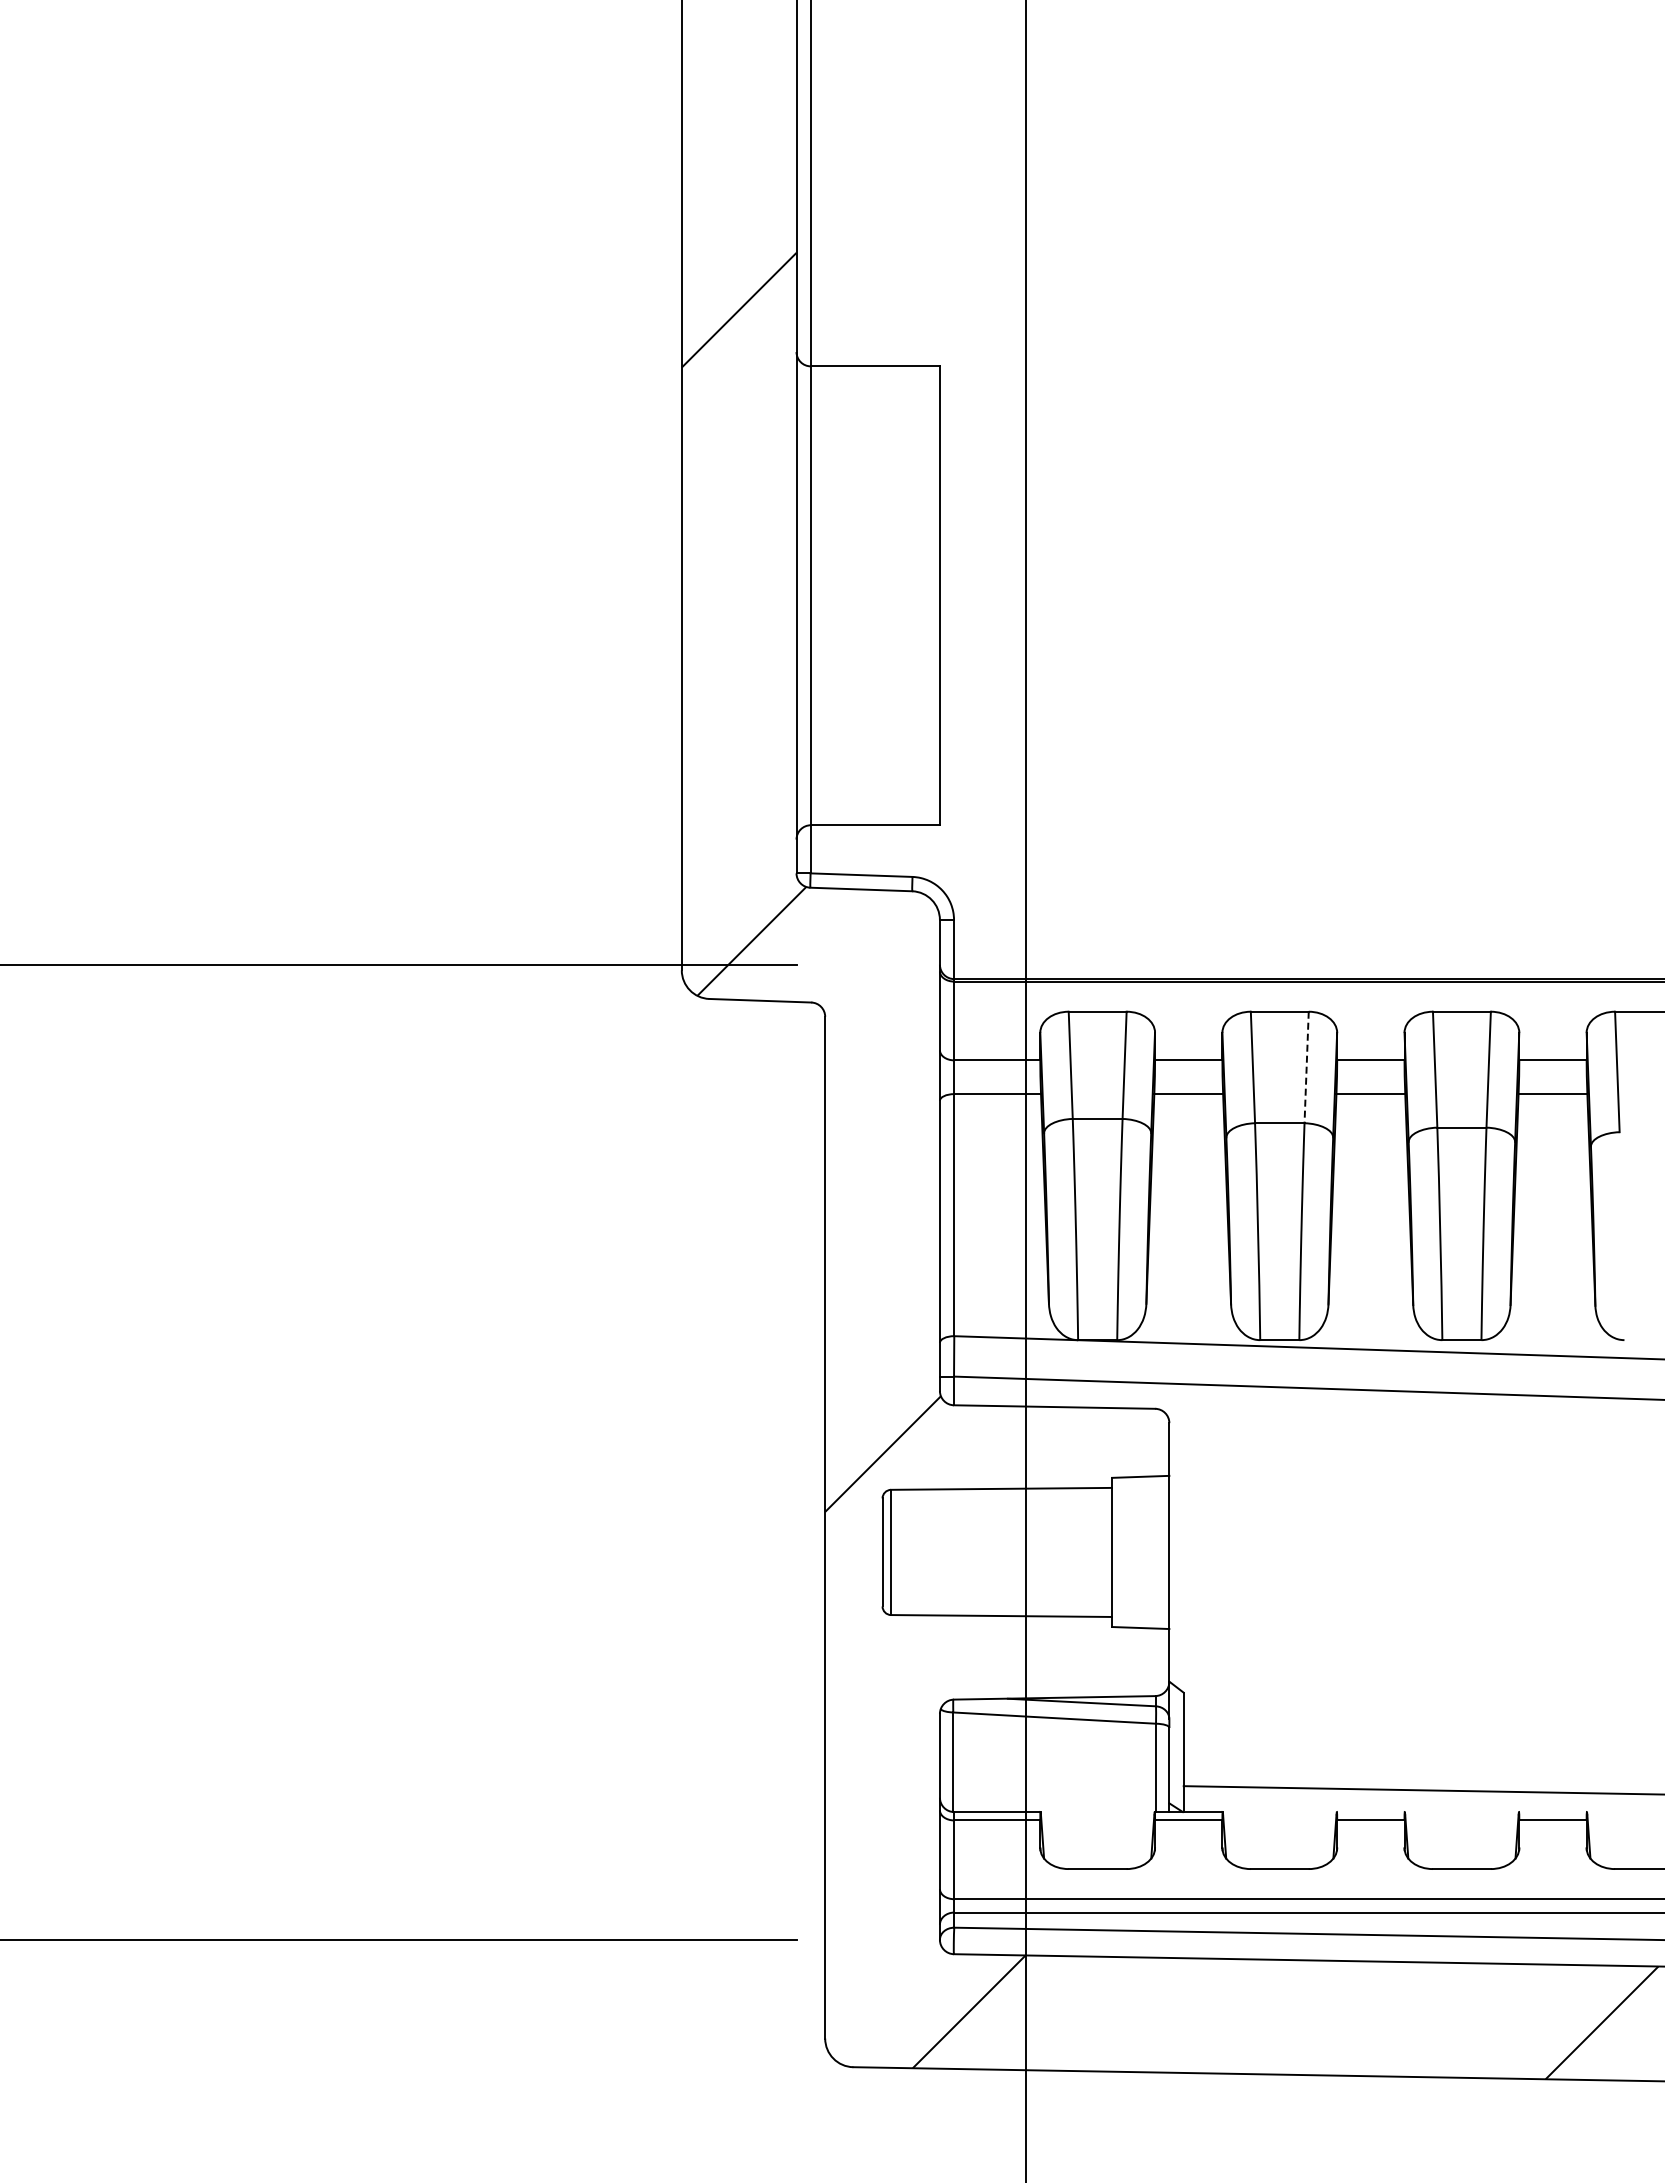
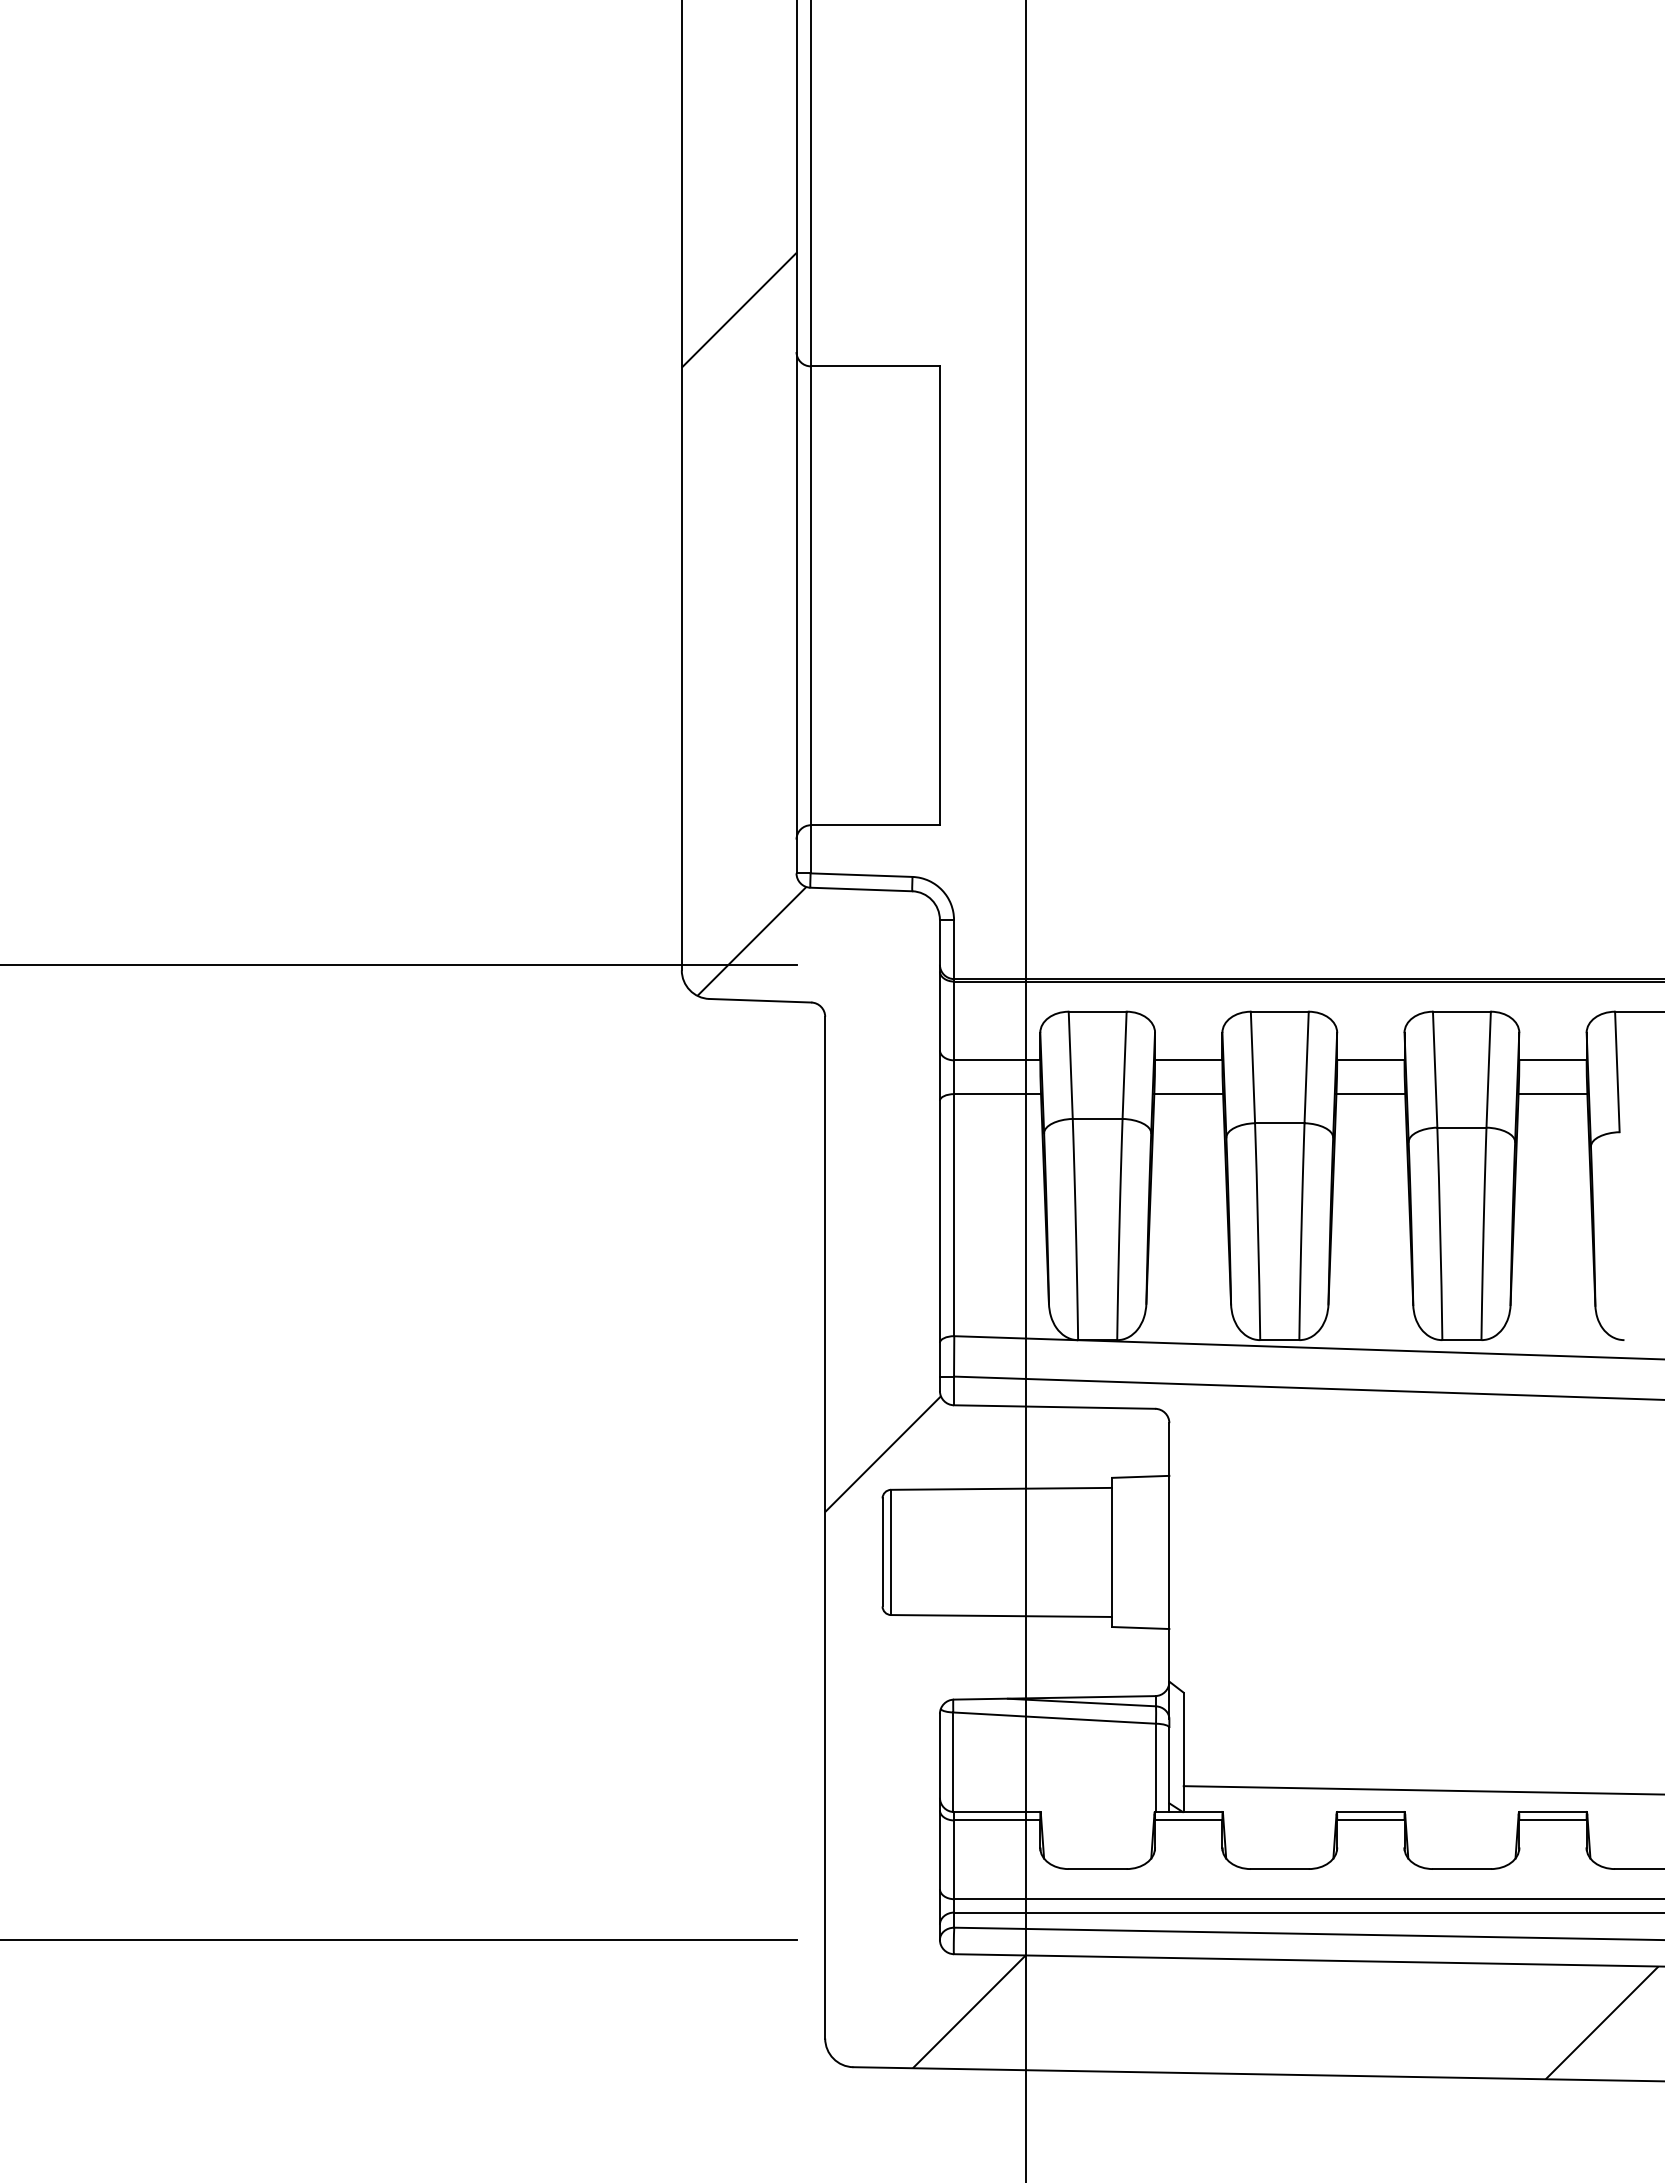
line: dashed -> solid (1306, 1067)
line: none -> present (1370, 1812)
line: none -> present (1552, 1812)
